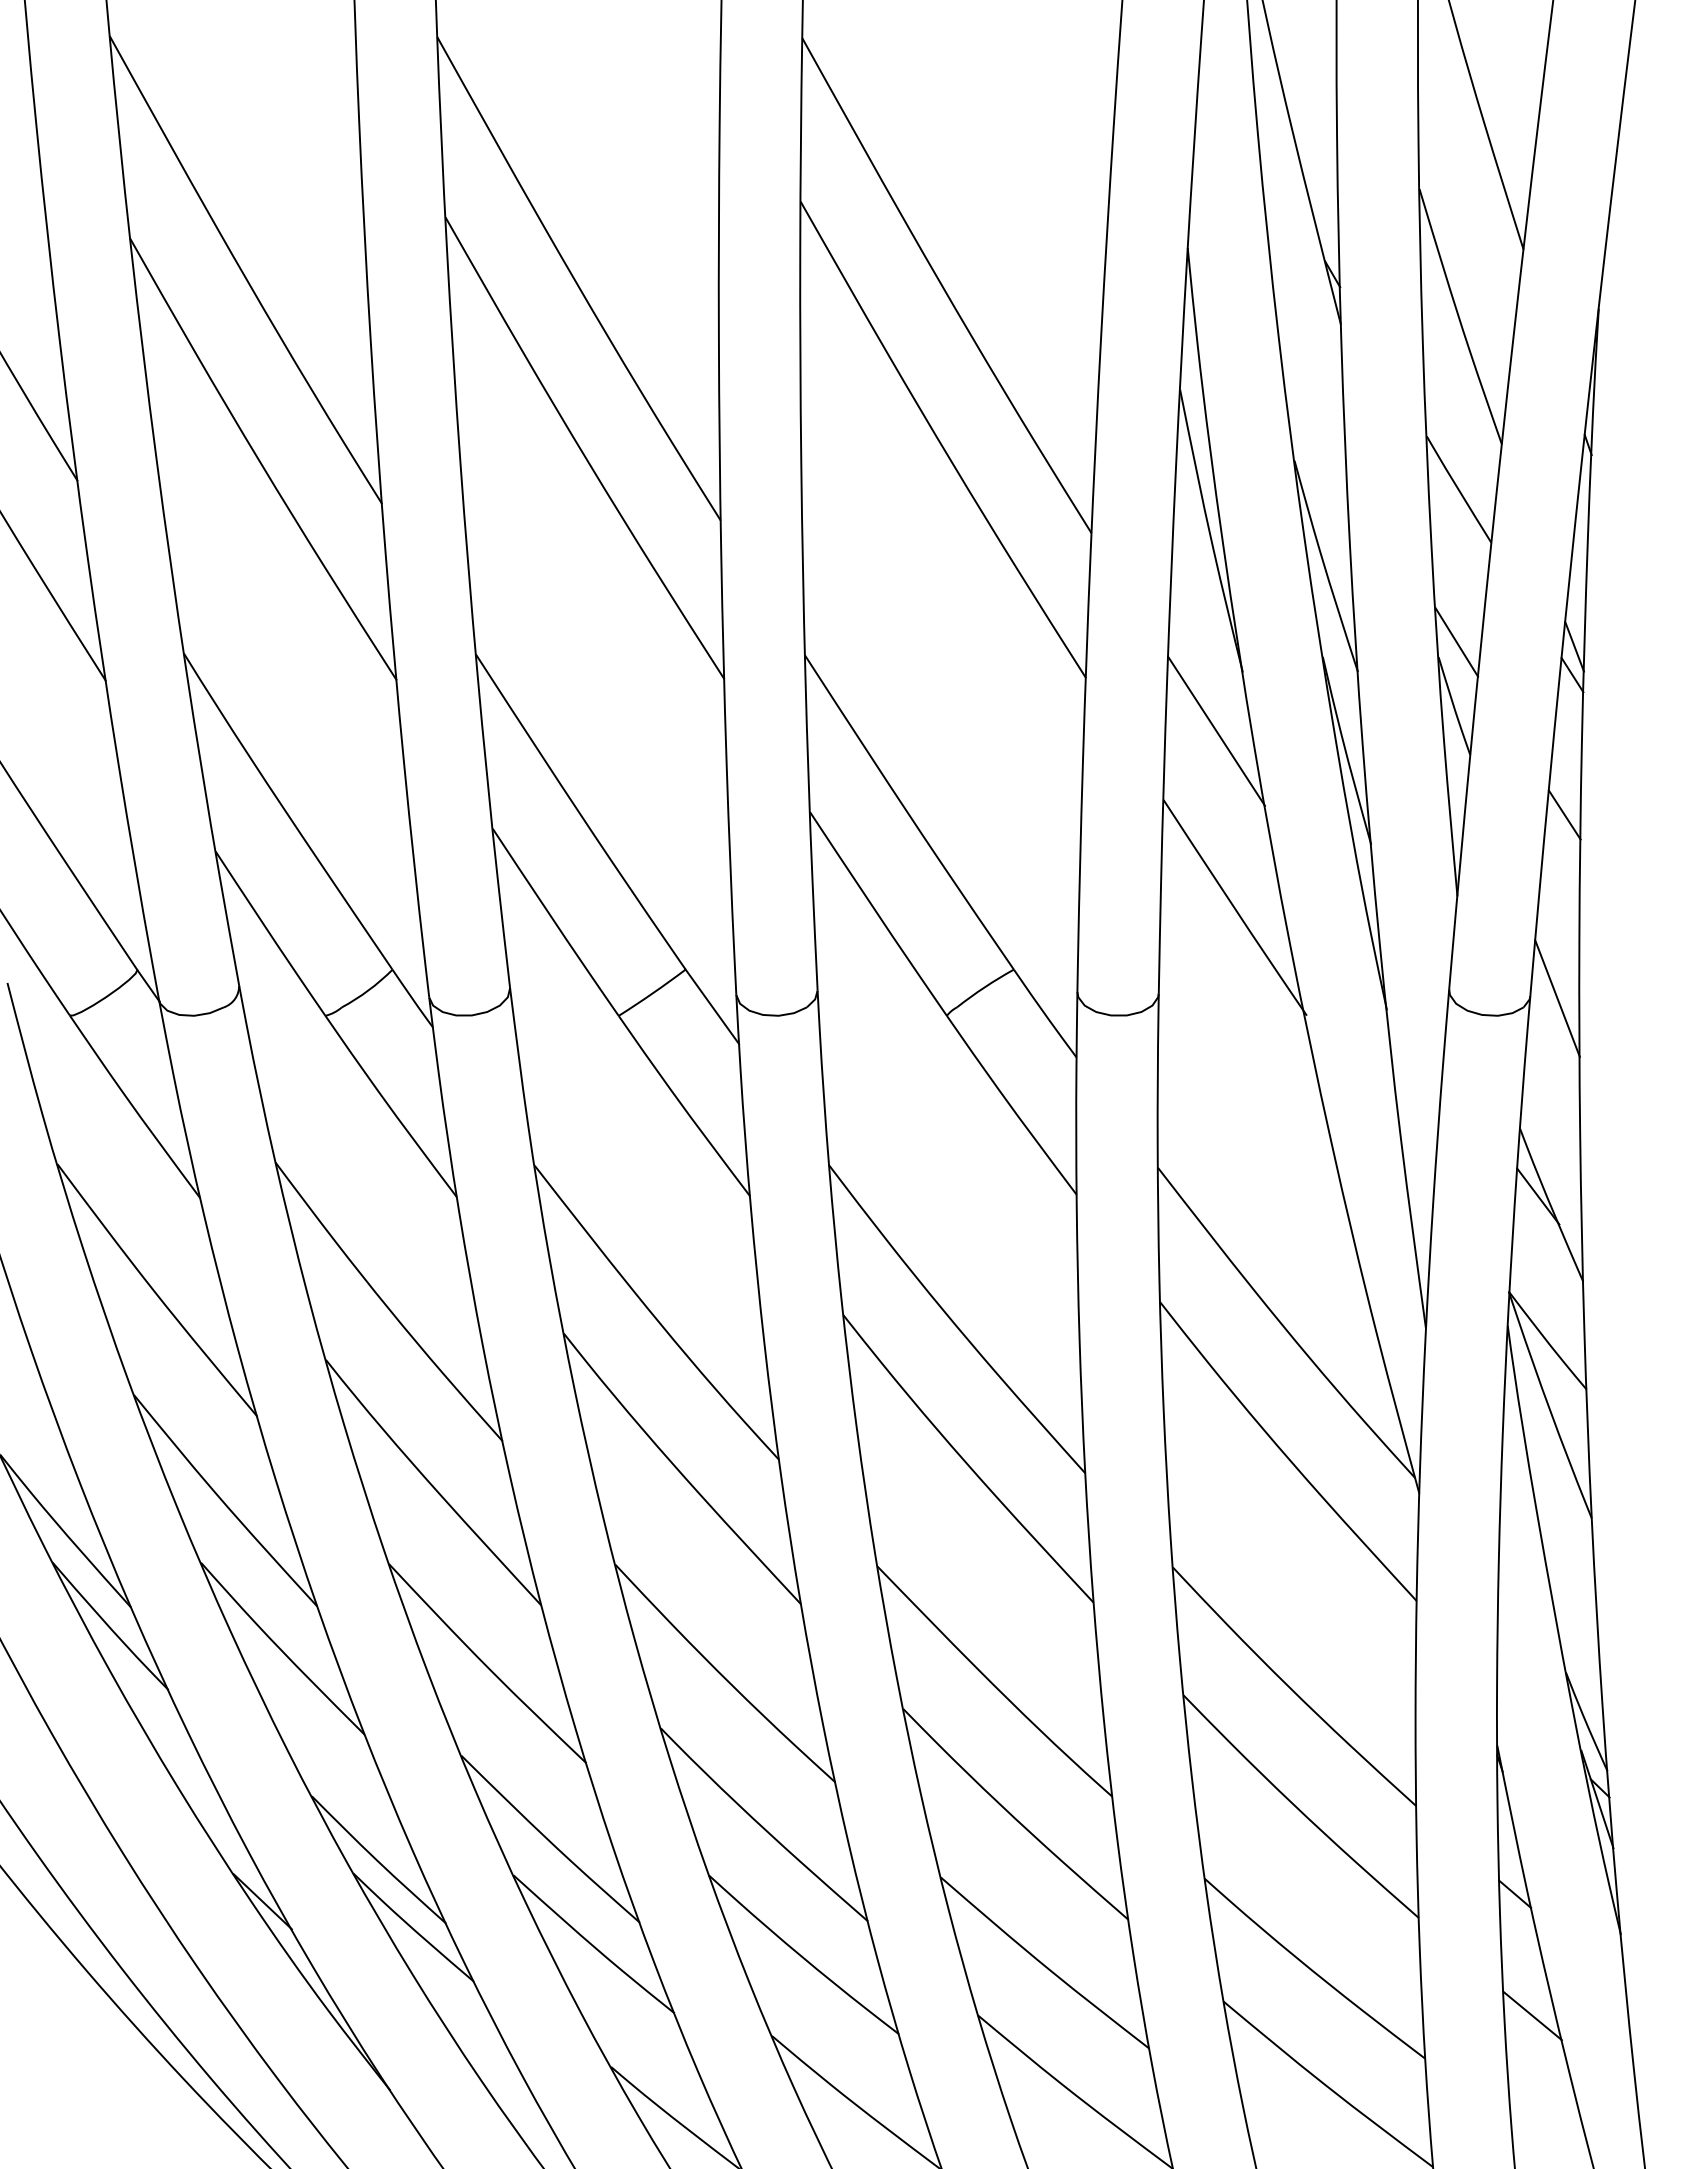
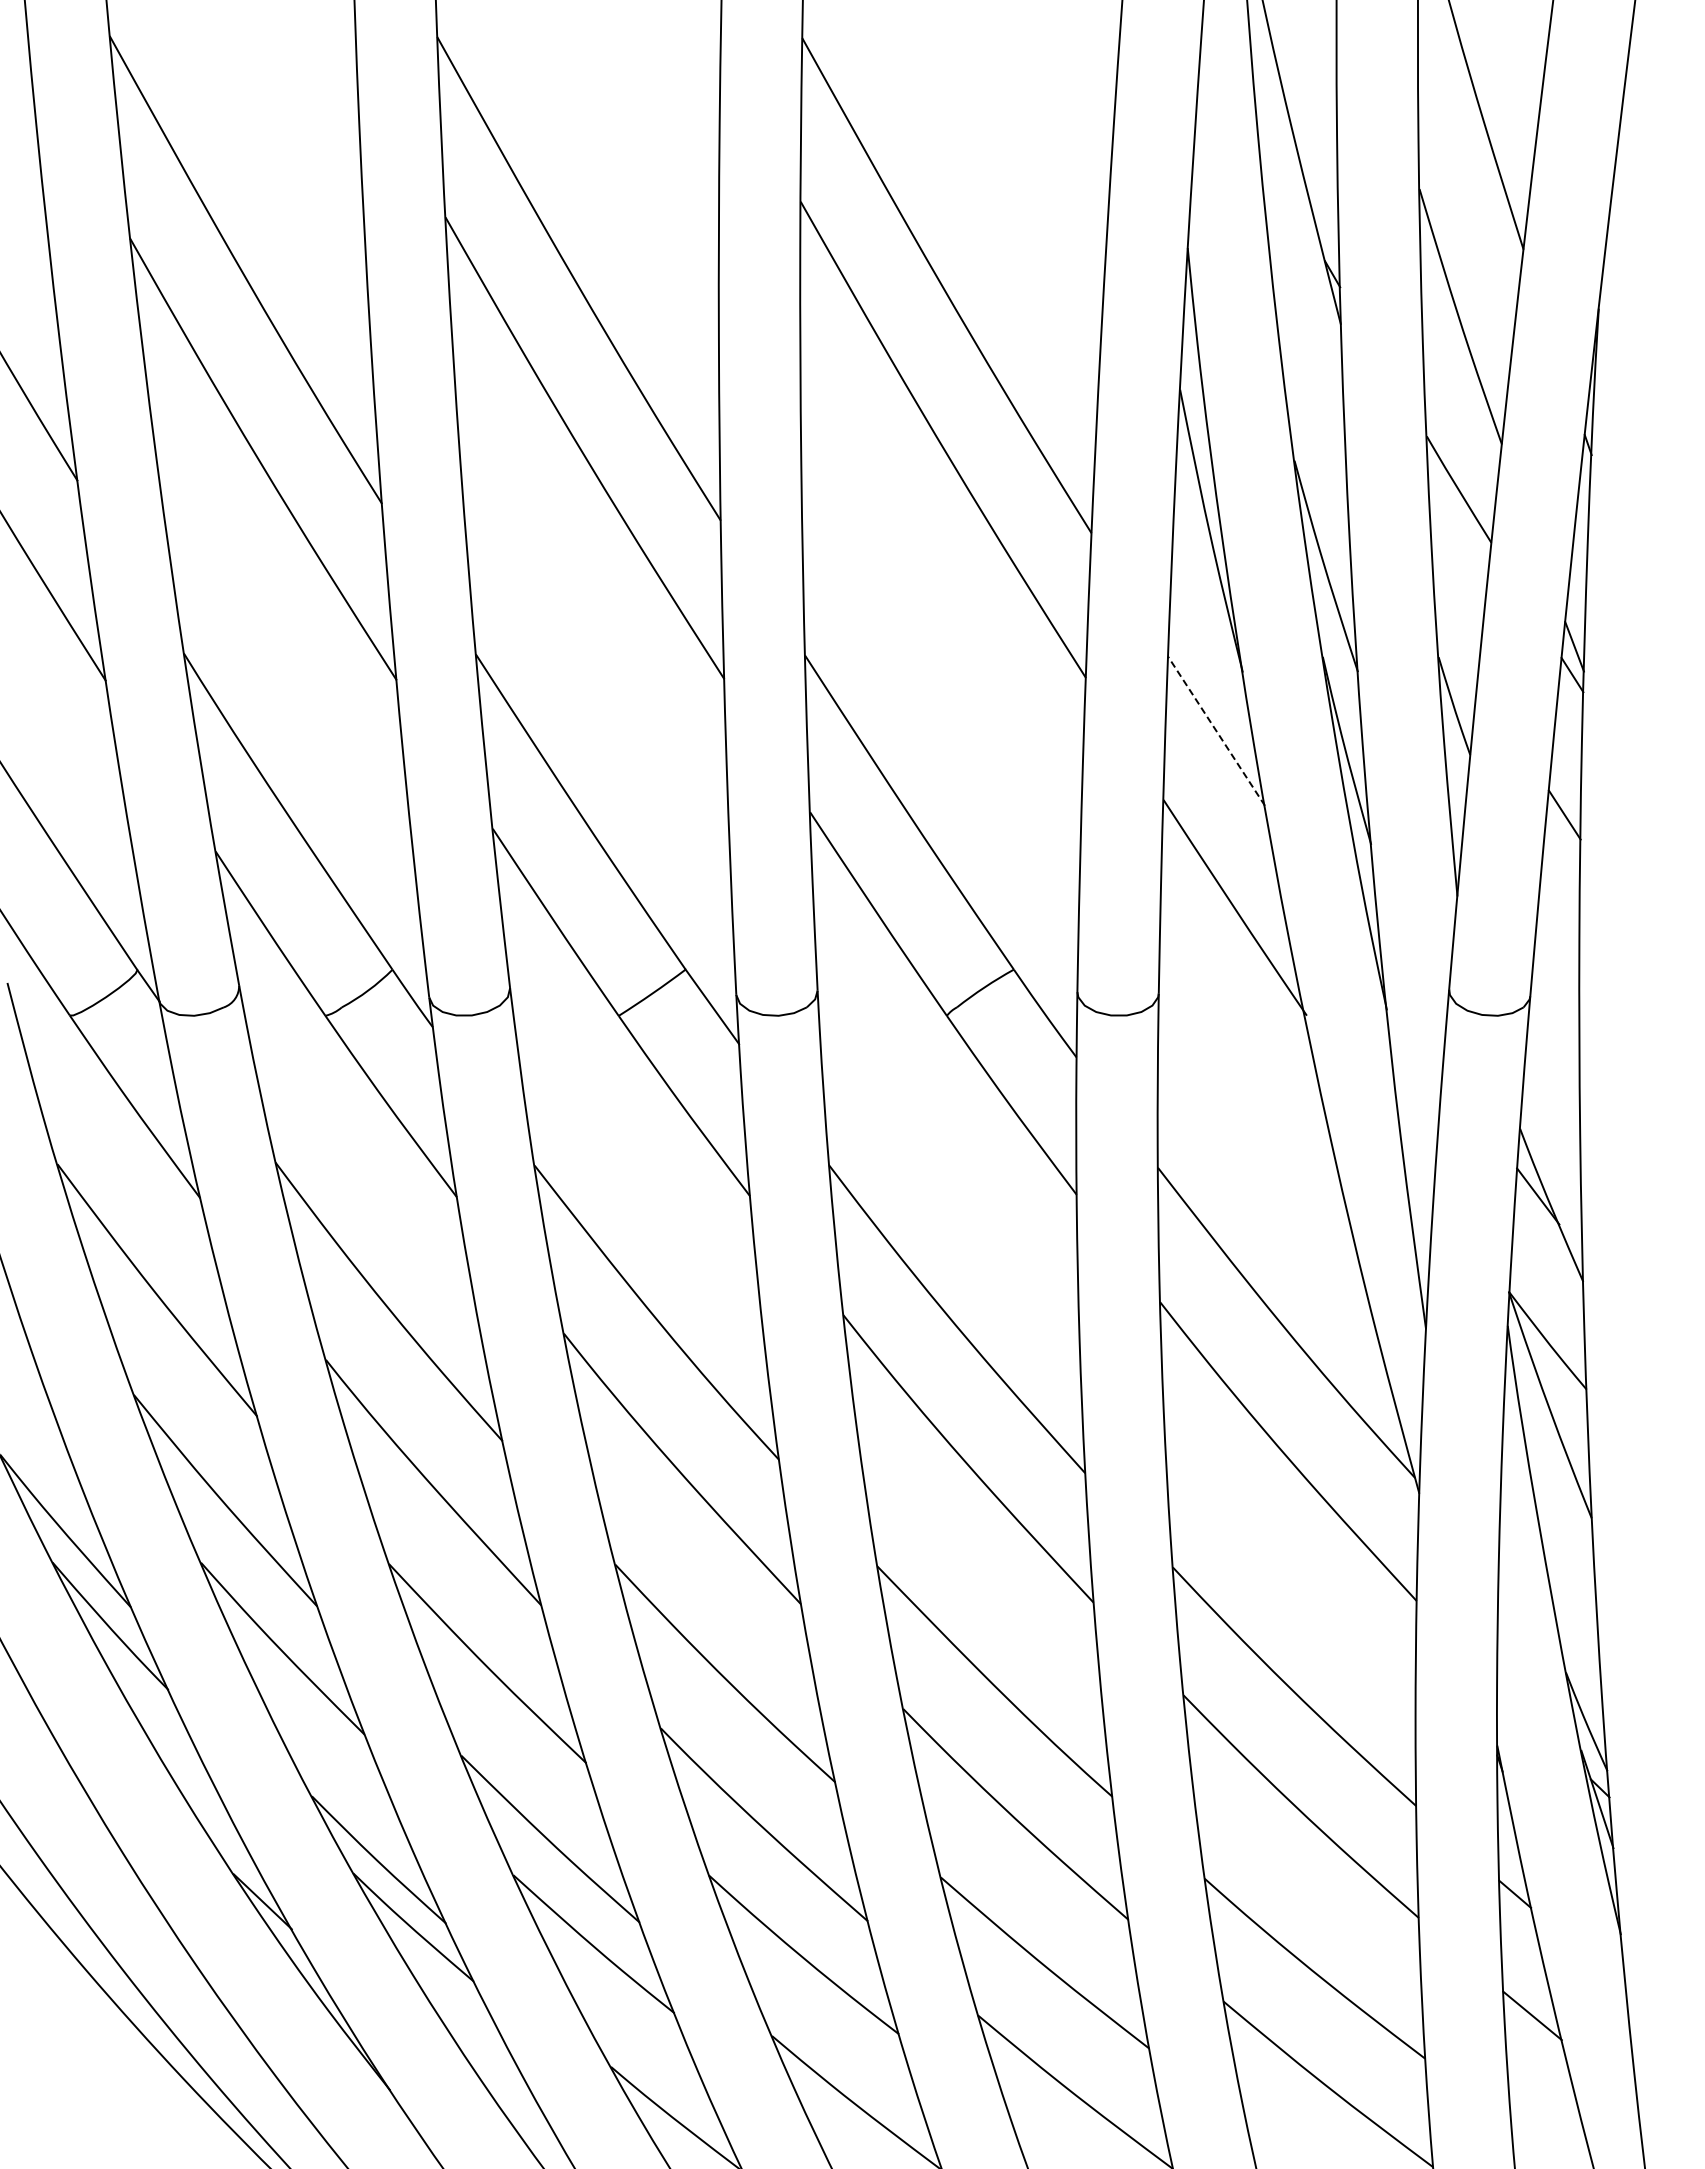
line: present -> none (1456, 642)
line: solid -> dashed (1216, 731)
line: present -> none (1557, 998)
